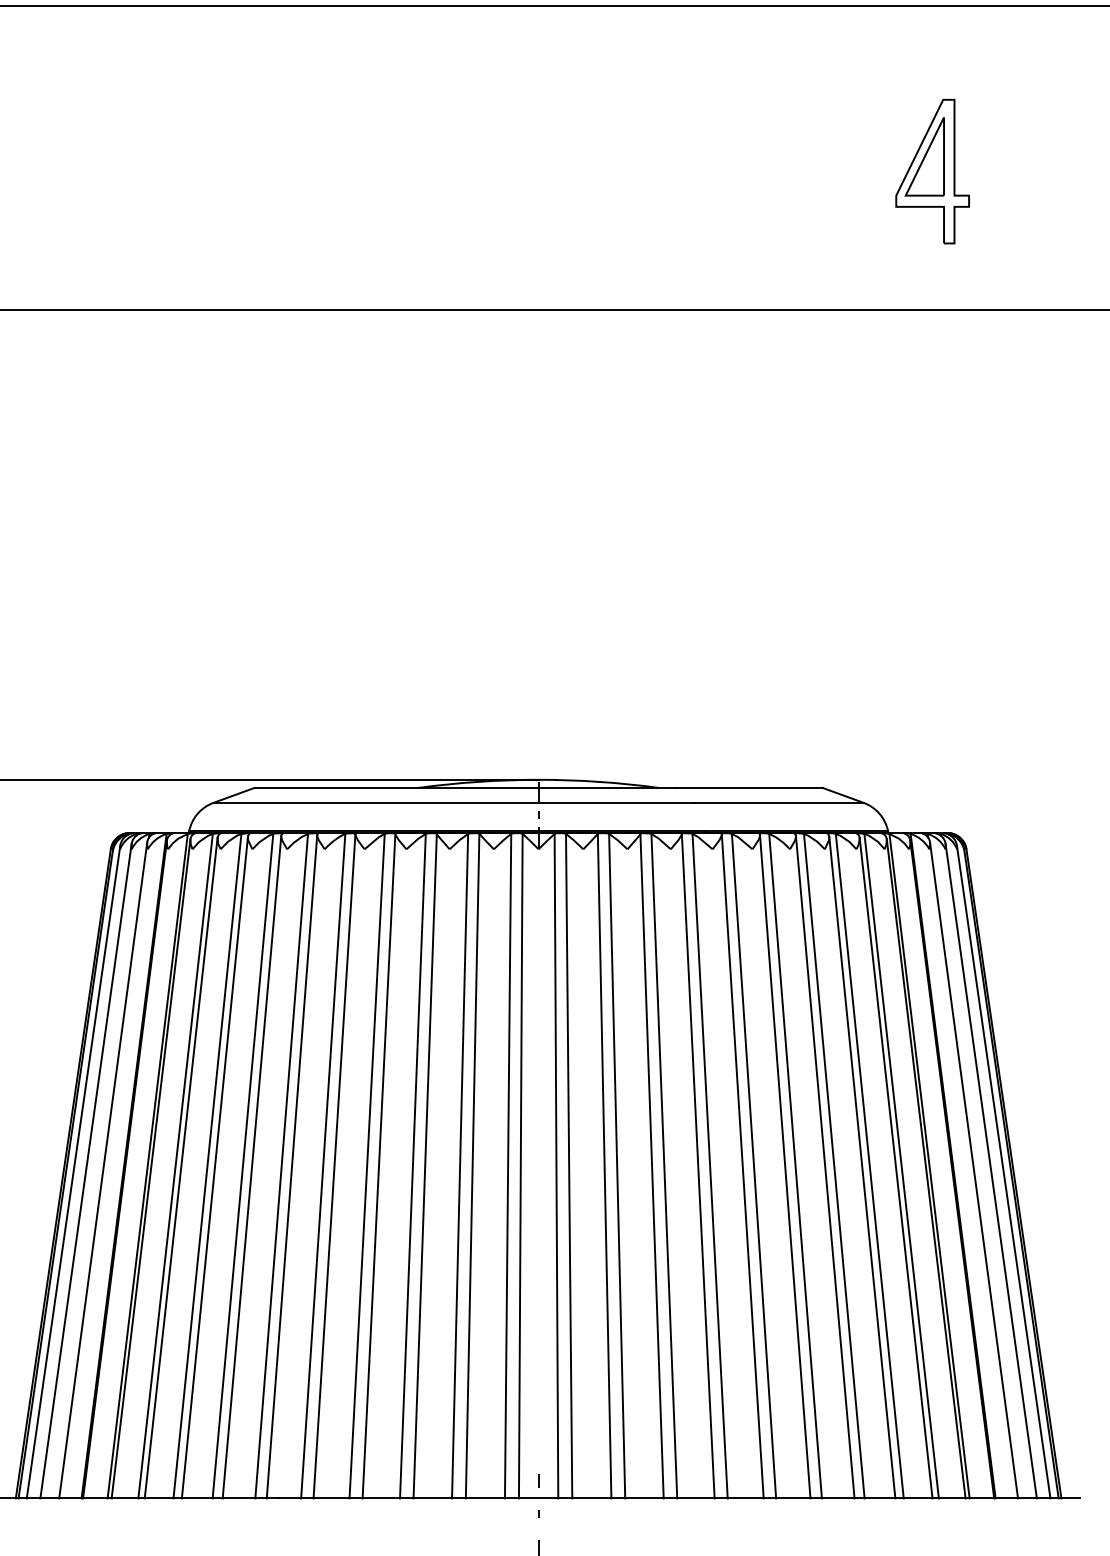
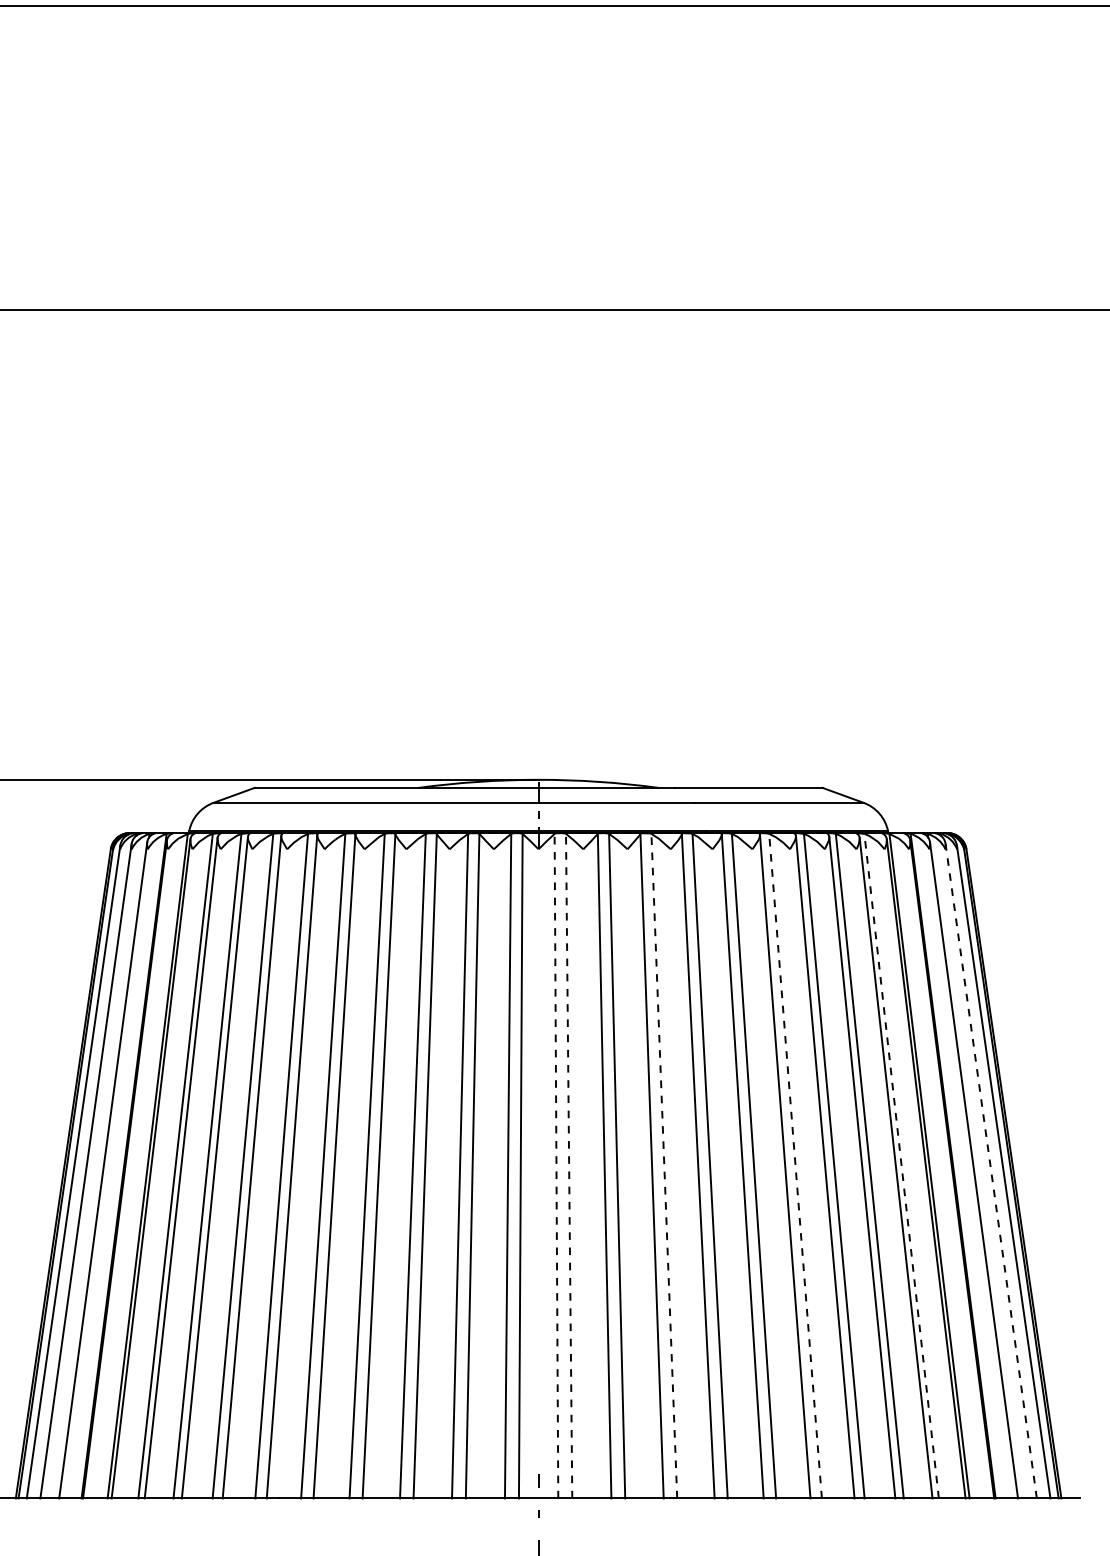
part: present -> none (932, 171)
line: solid -> dashed (556, 1165)
line: solid -> dashed (569, 1165)
line: solid -> dashed (795, 1165)
line: solid -> dashed (901, 1165)
line: solid -> dashed (664, 1166)
line: solid -> dashed (991, 1170)
